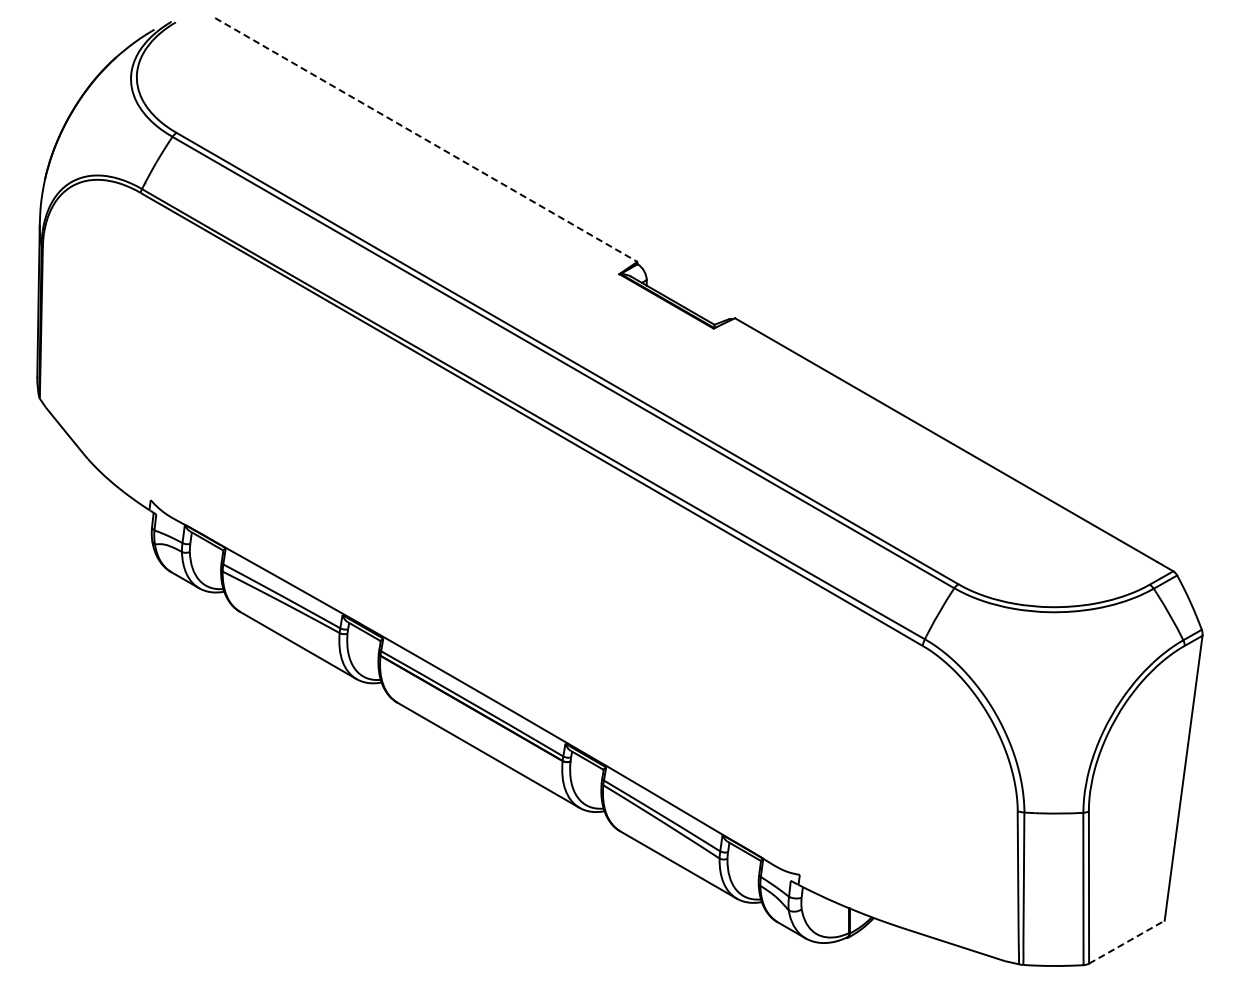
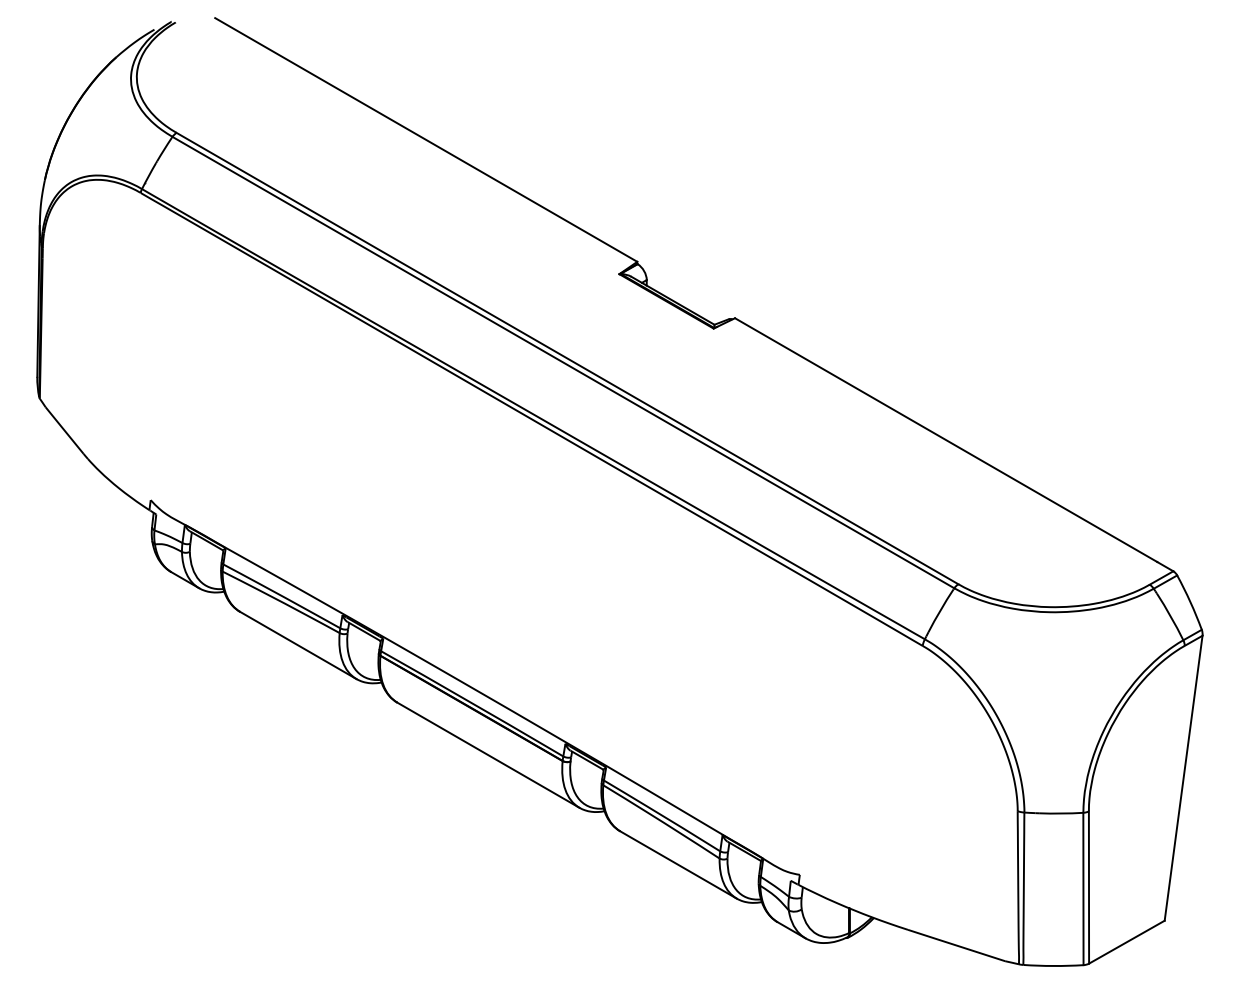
line: dashed -> solid (426, 139)
line: dashed -> solid (1127, 941)
